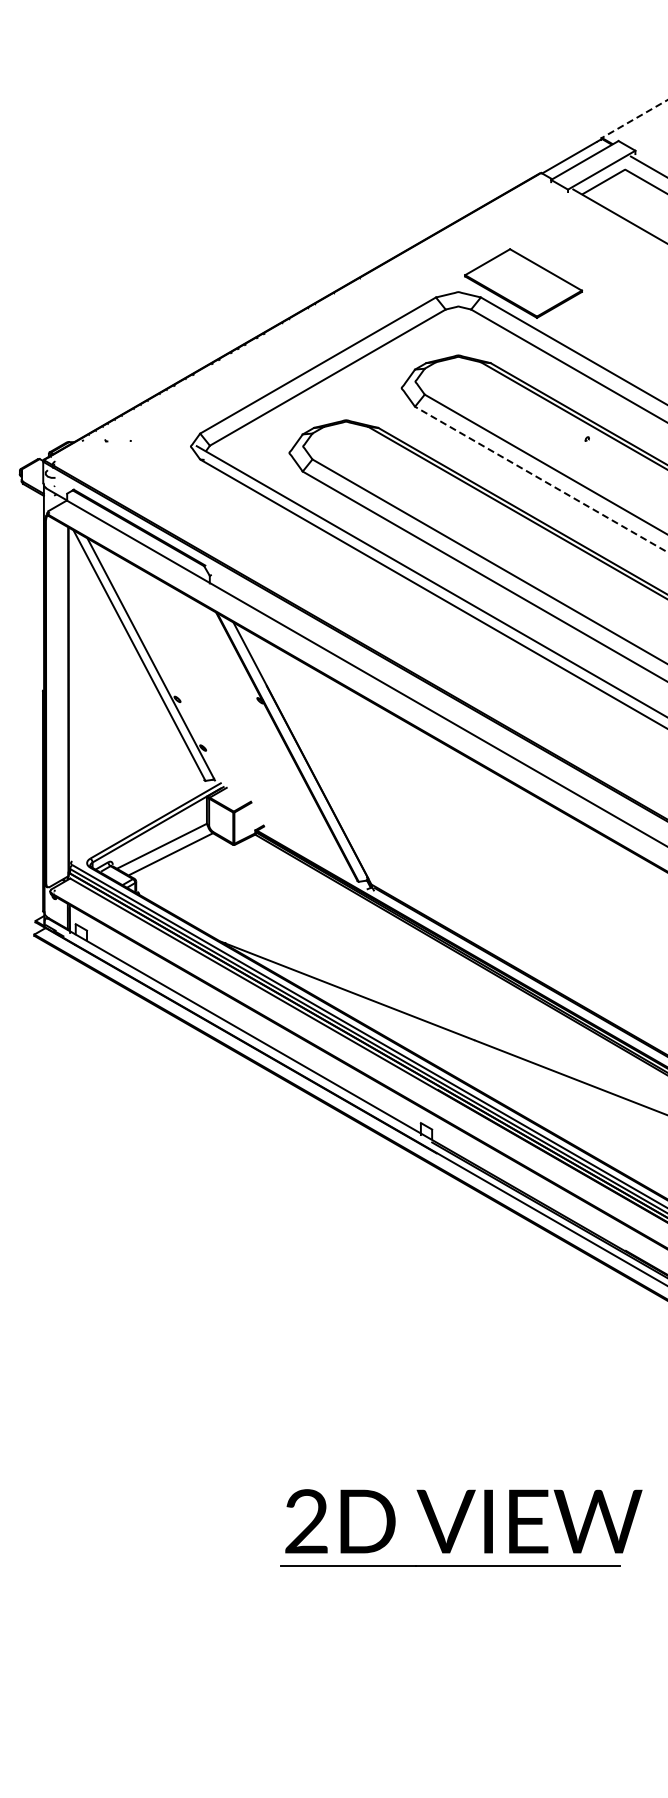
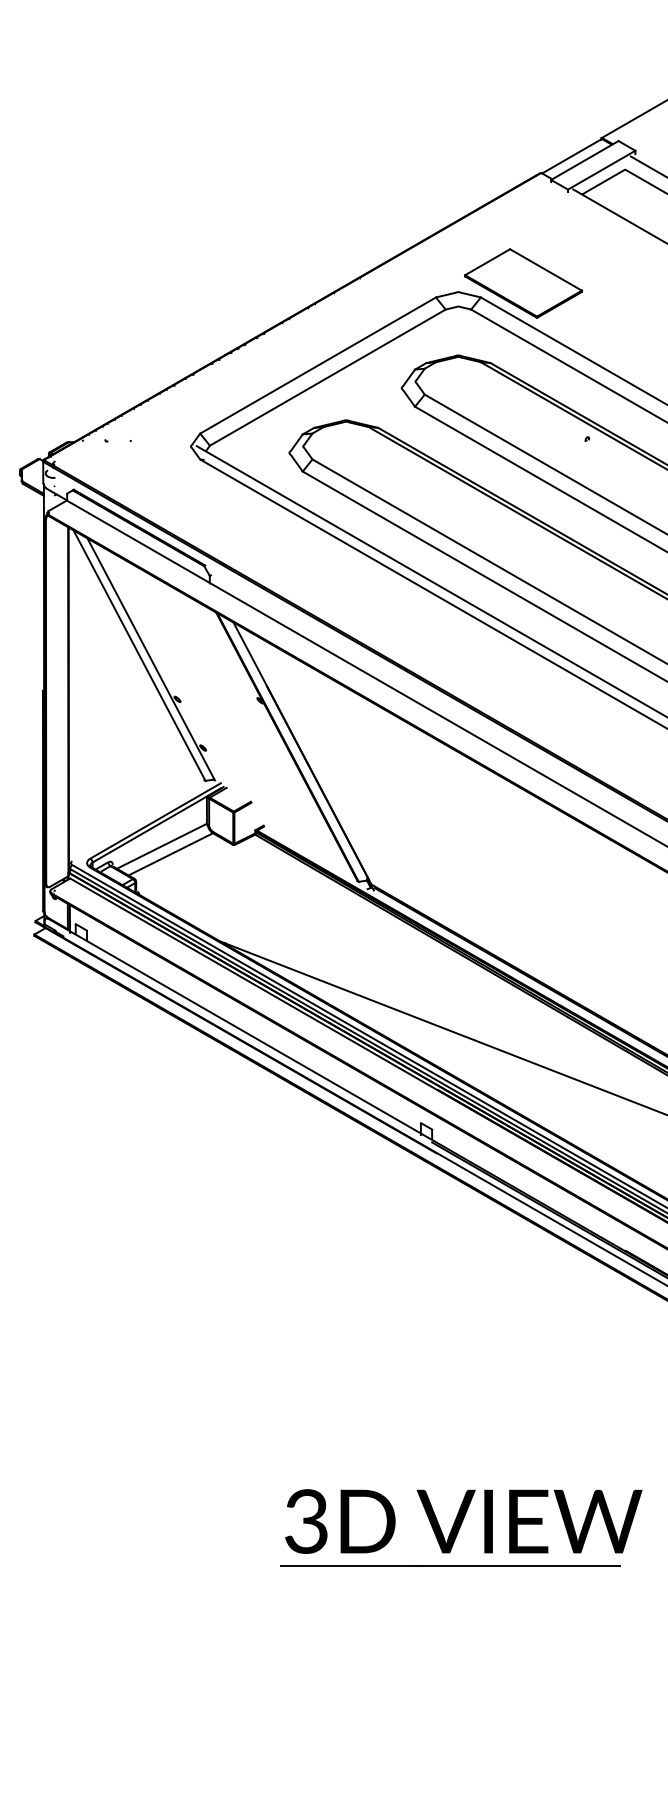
line: dashed -> solid (634, 119)
line: dashed -> solid (541, 479)
text: 2D -> 3D (306, 1521)
